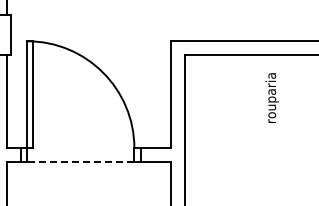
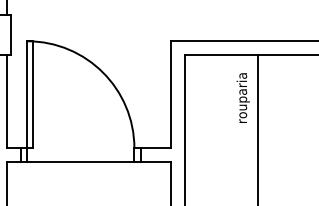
text position: (271, 97) -> (242, 97) (242, 97)
line: none -> present (258, 128)
line: dashed -> solid (80, 161)
